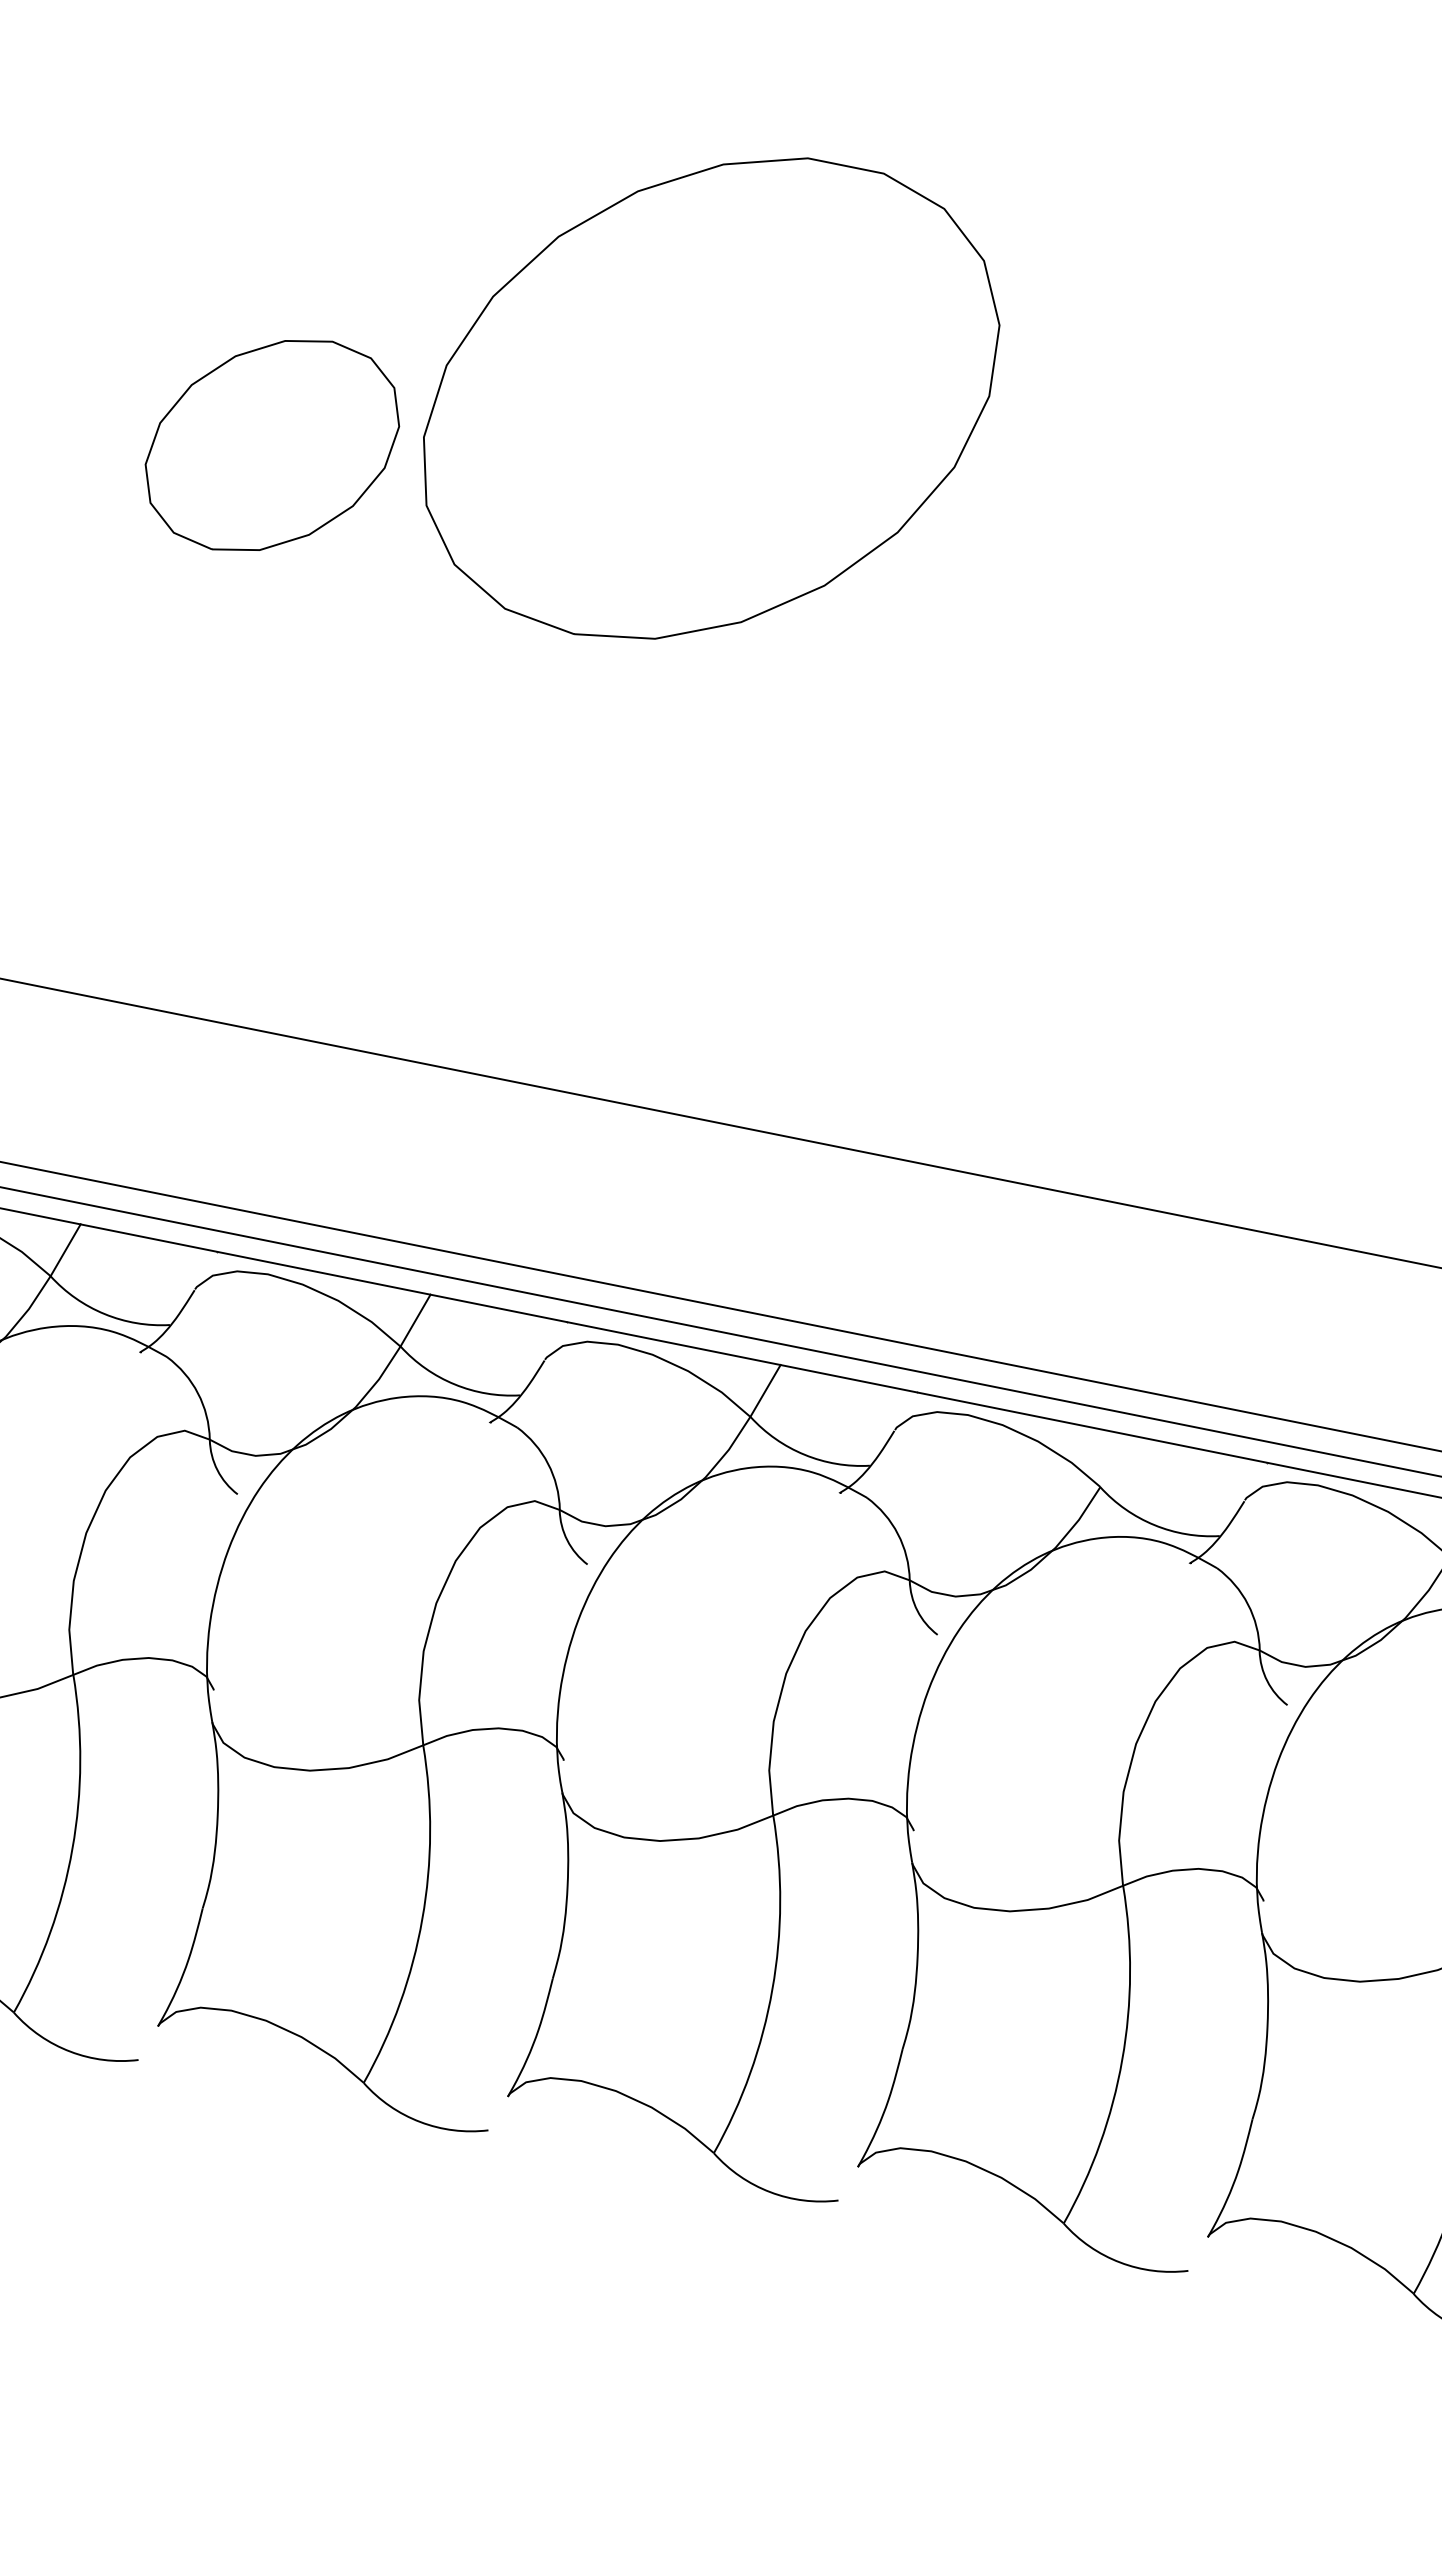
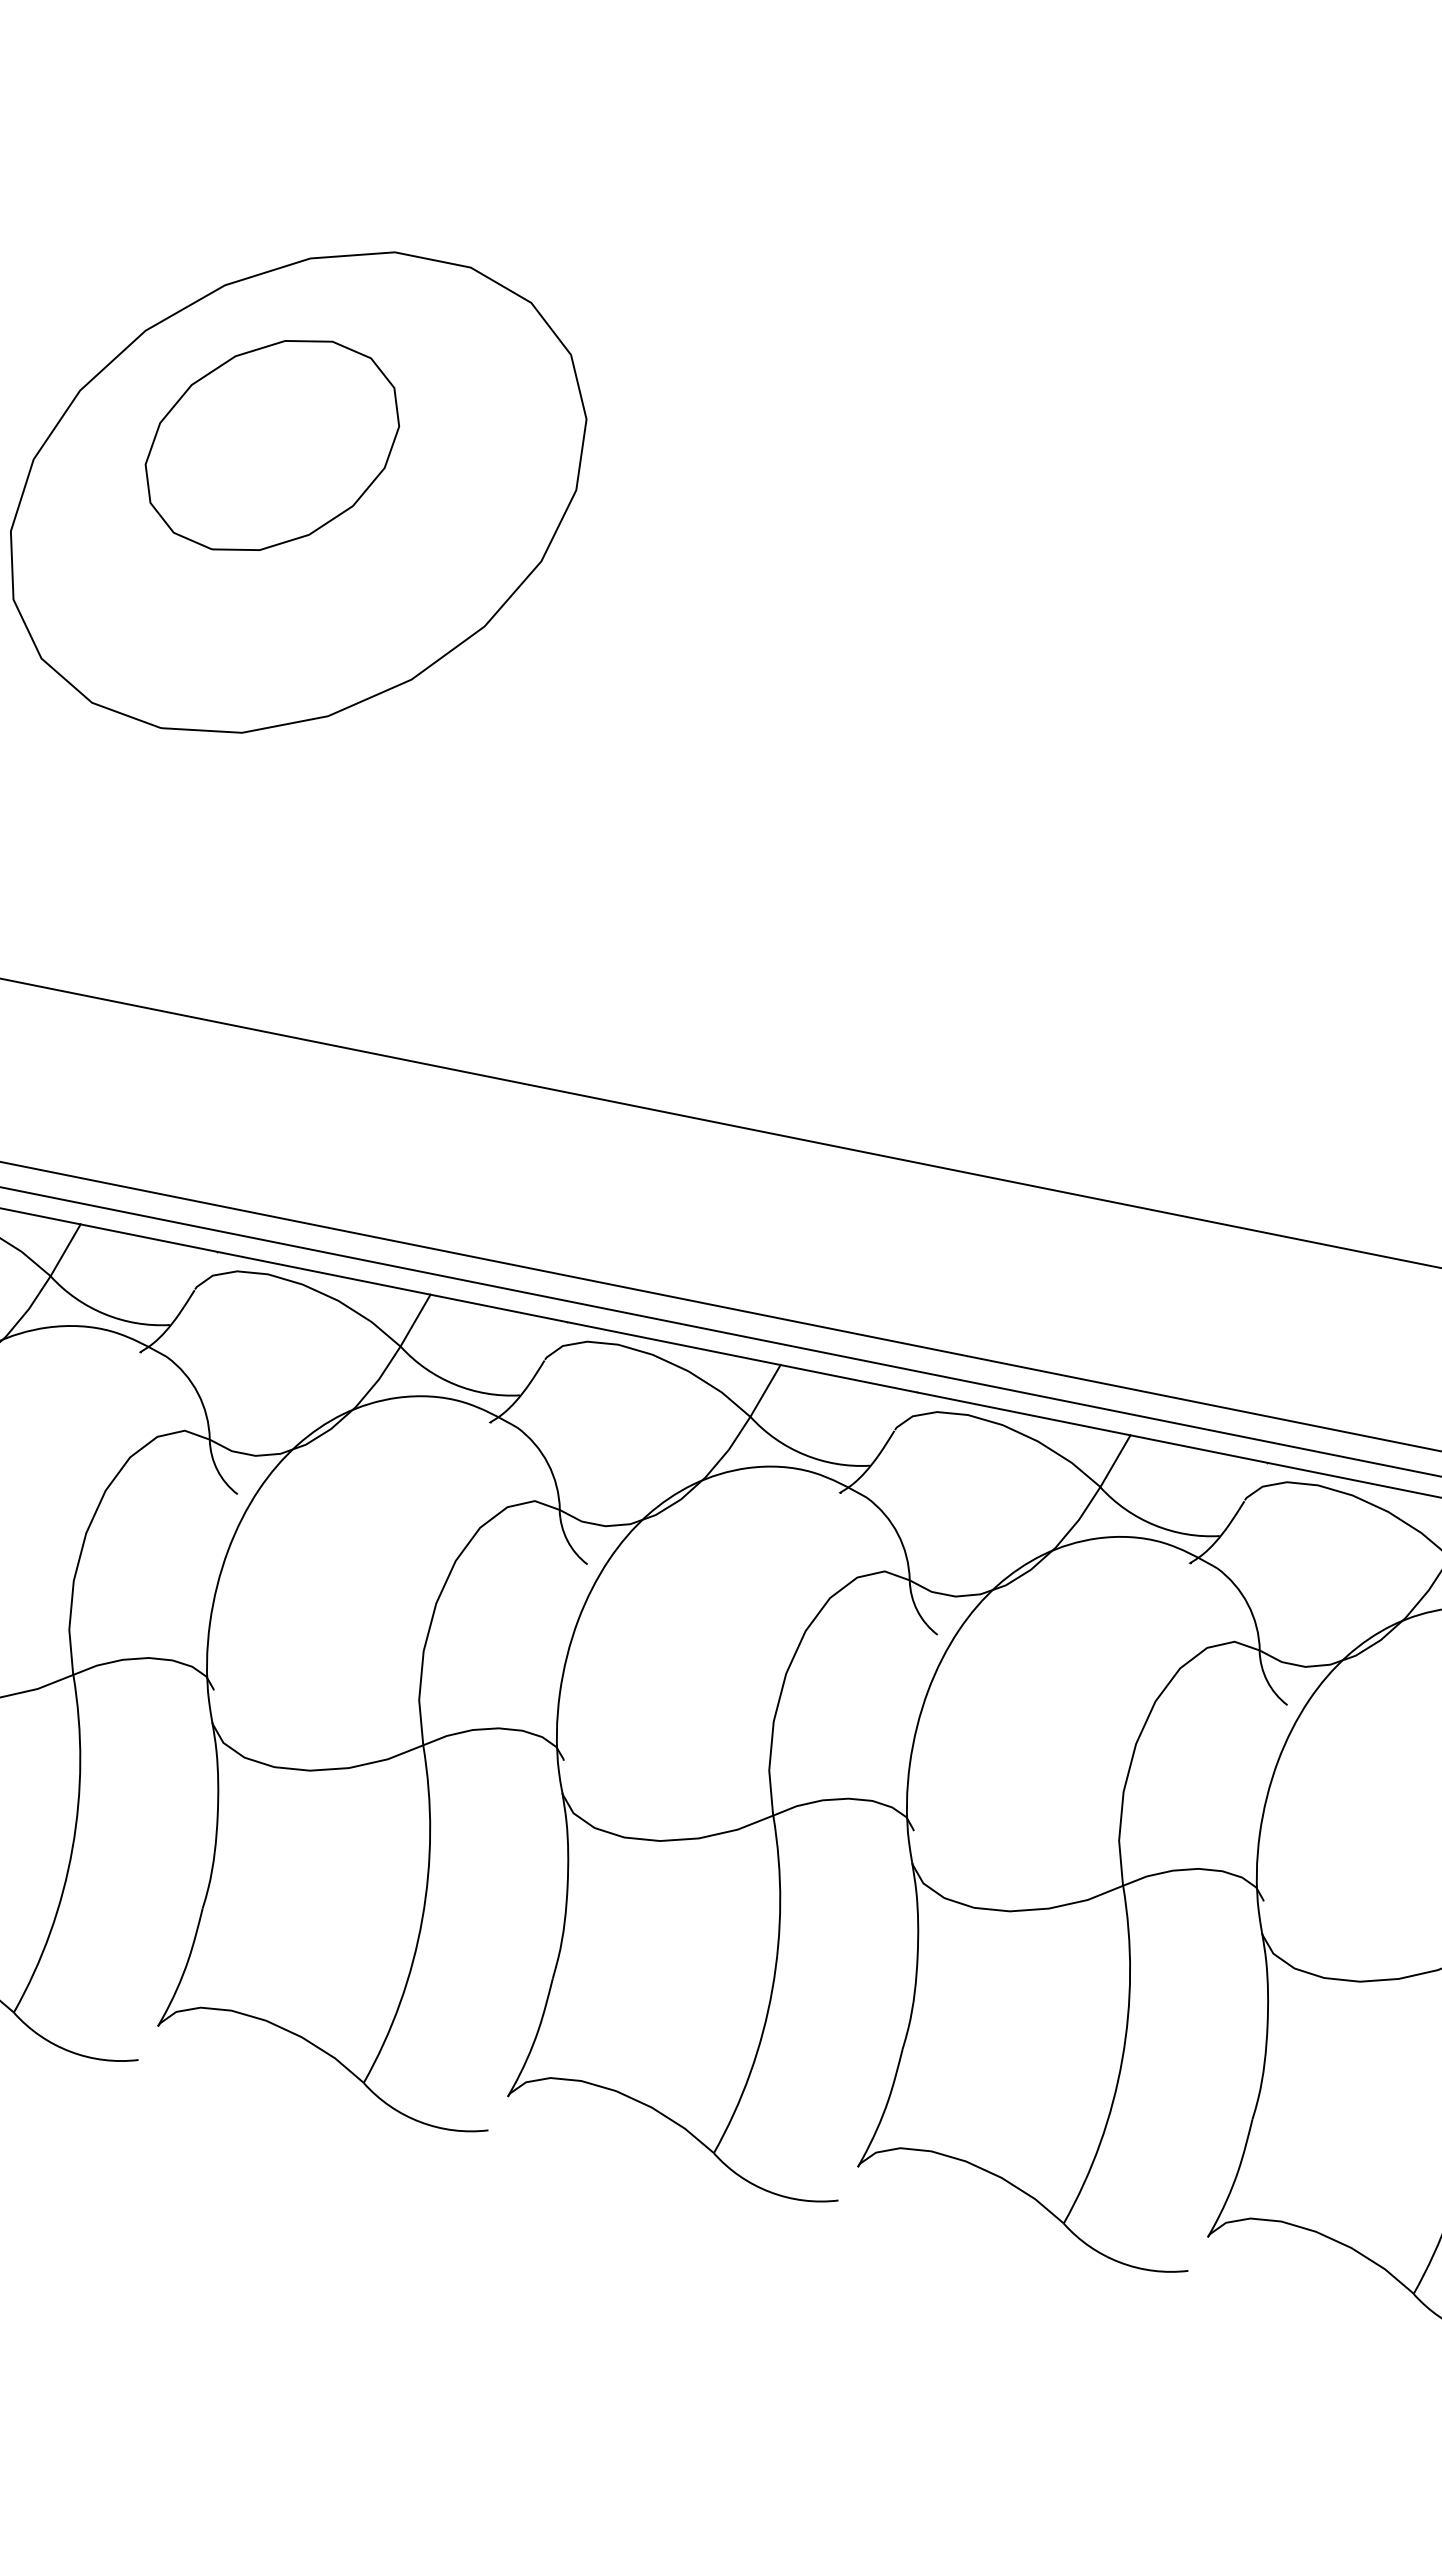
part position: (711, 398) -> (298, 492) (298, 492)
line: none -> present (1115, 1461)
